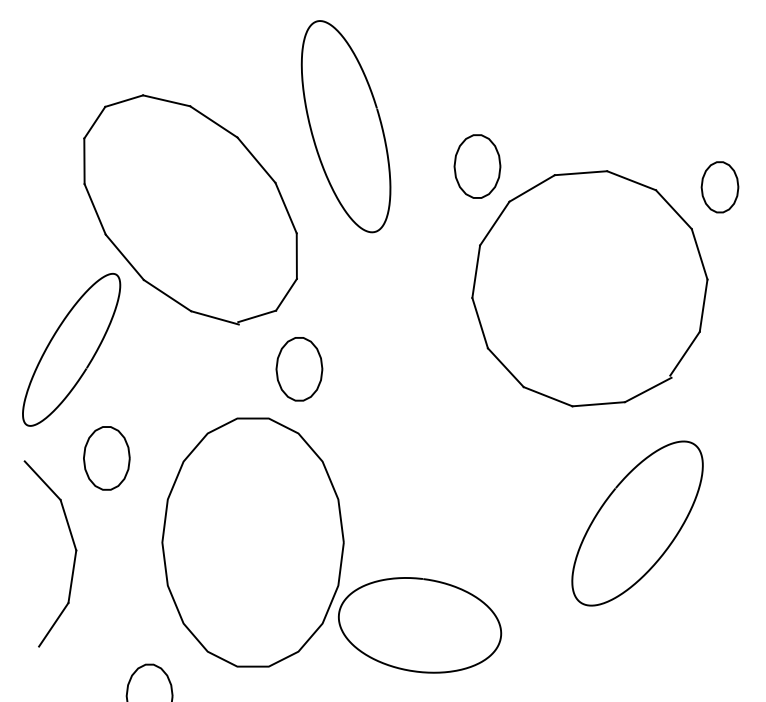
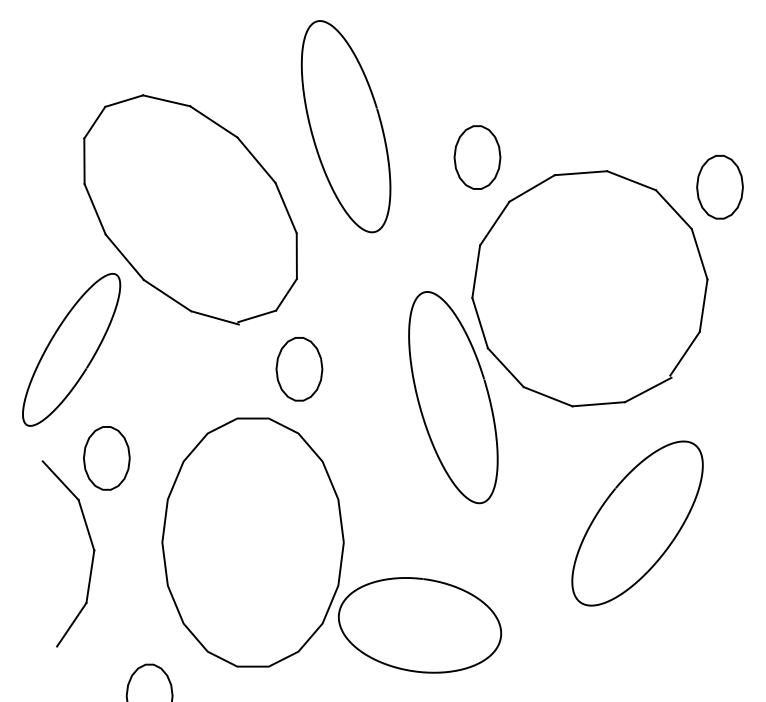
part position: (477, 166) -> (477, 157) (477, 157)
part size: 40x53 px -> 48x65 px (719, 187)
curve: none -> present (485, 388)
part position: (74, 554) -> (92, 554) (92, 554)
